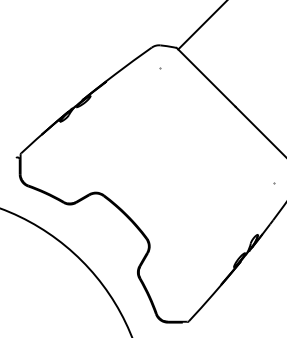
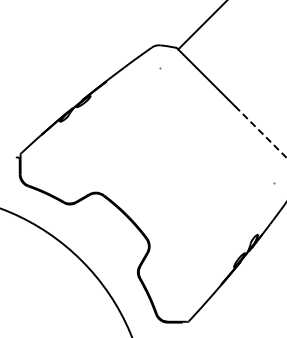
line: solid -> dashed (260, 132)
